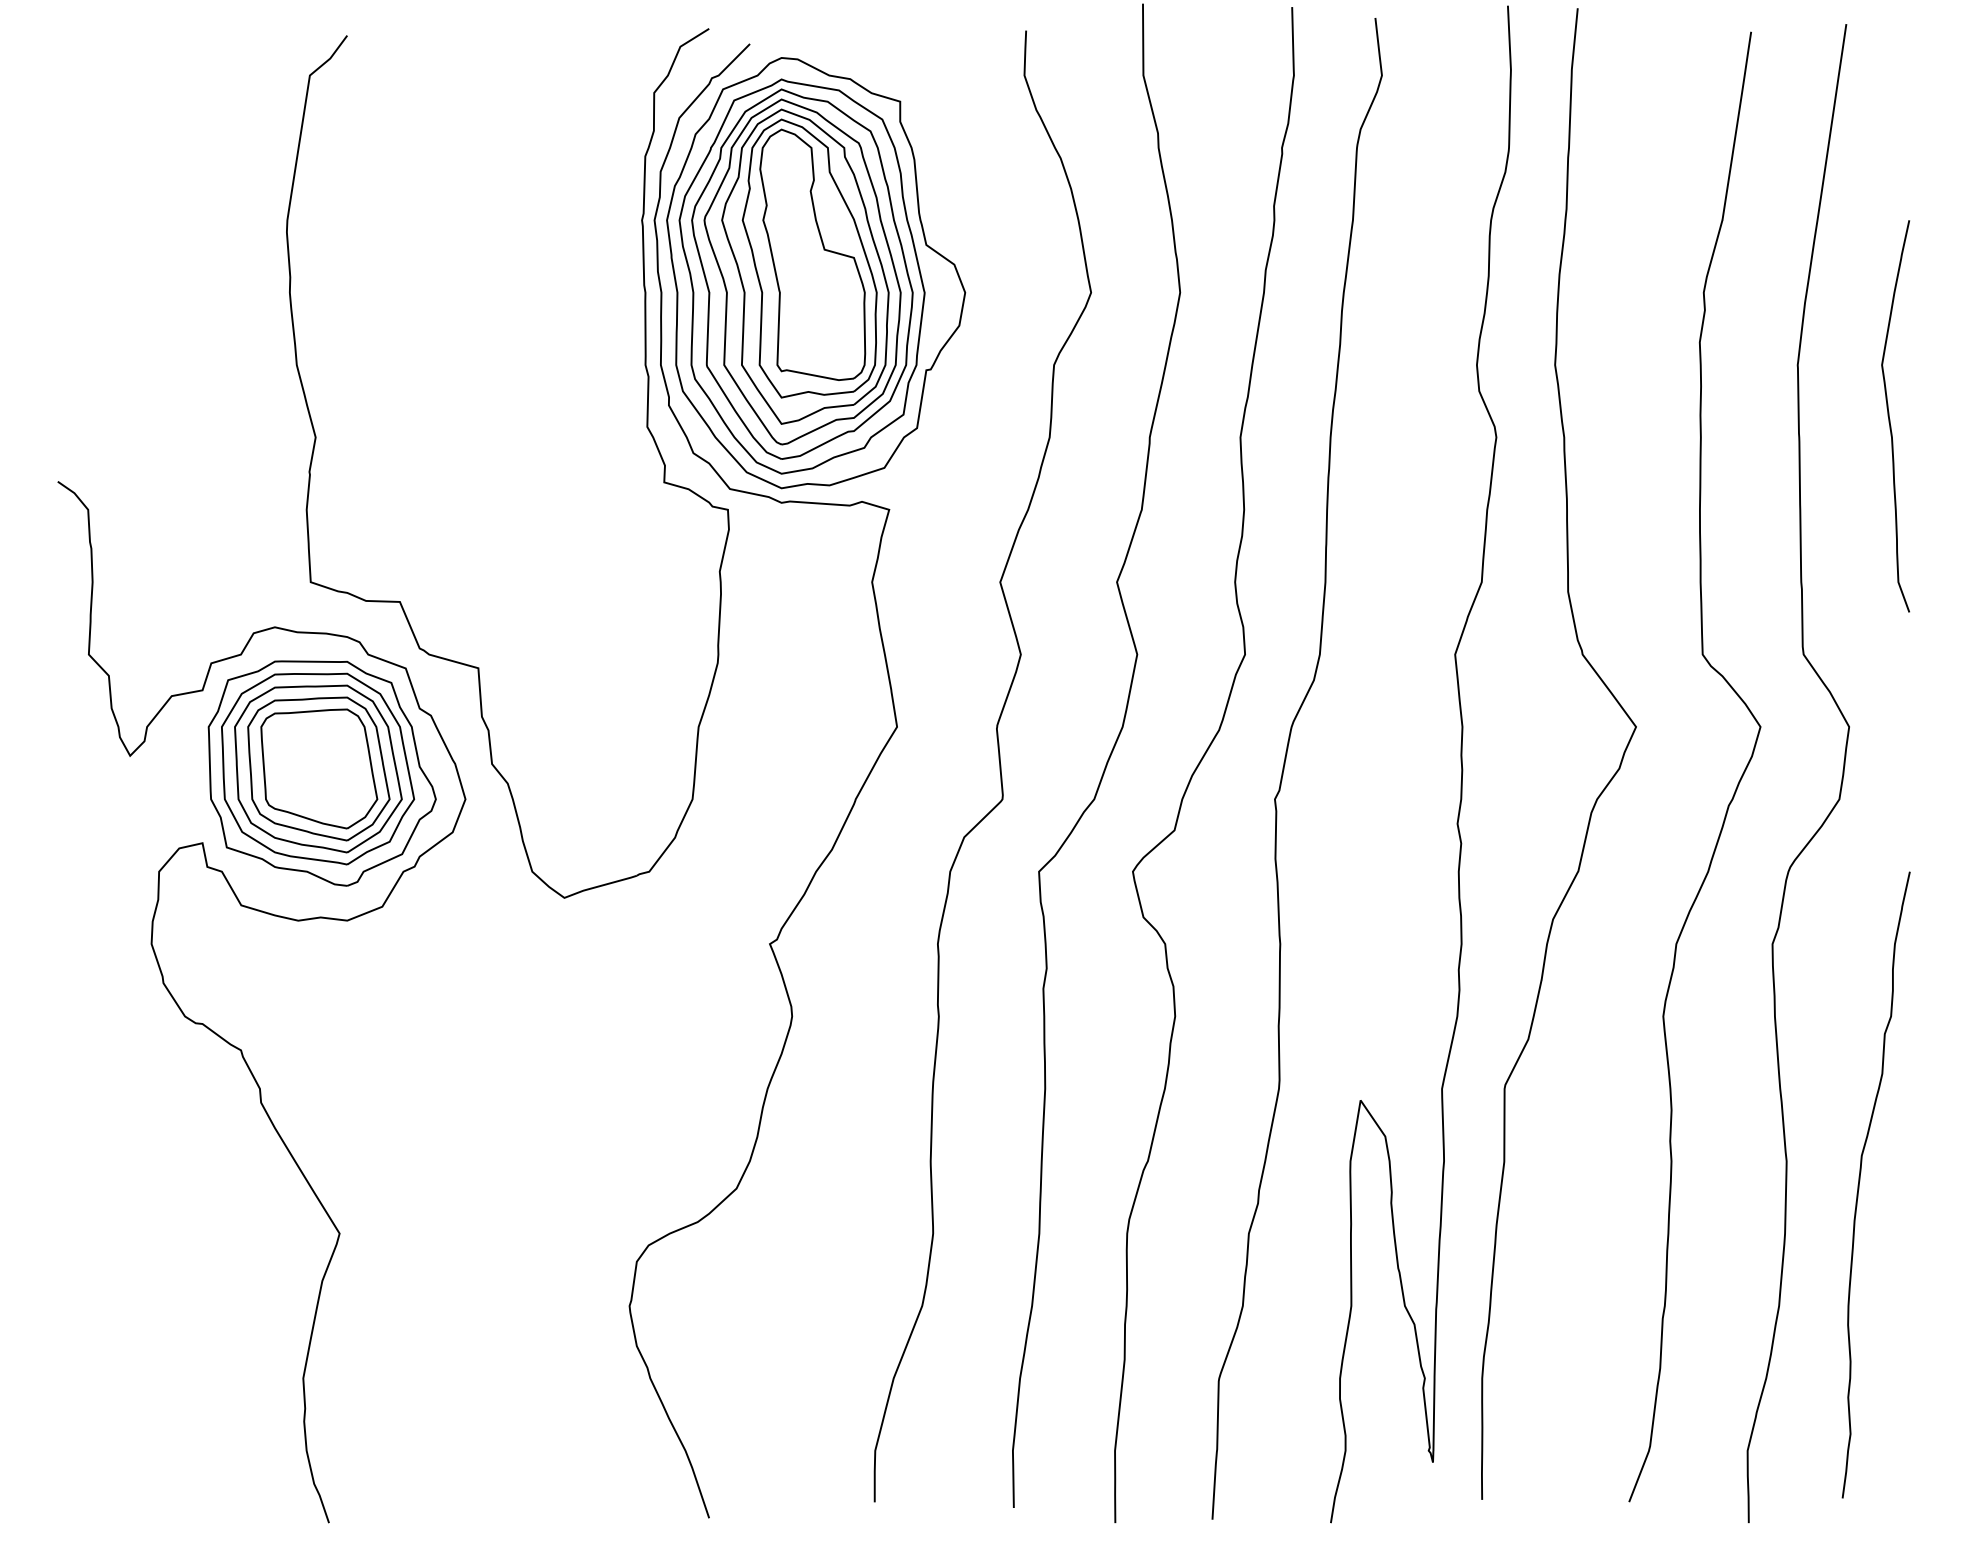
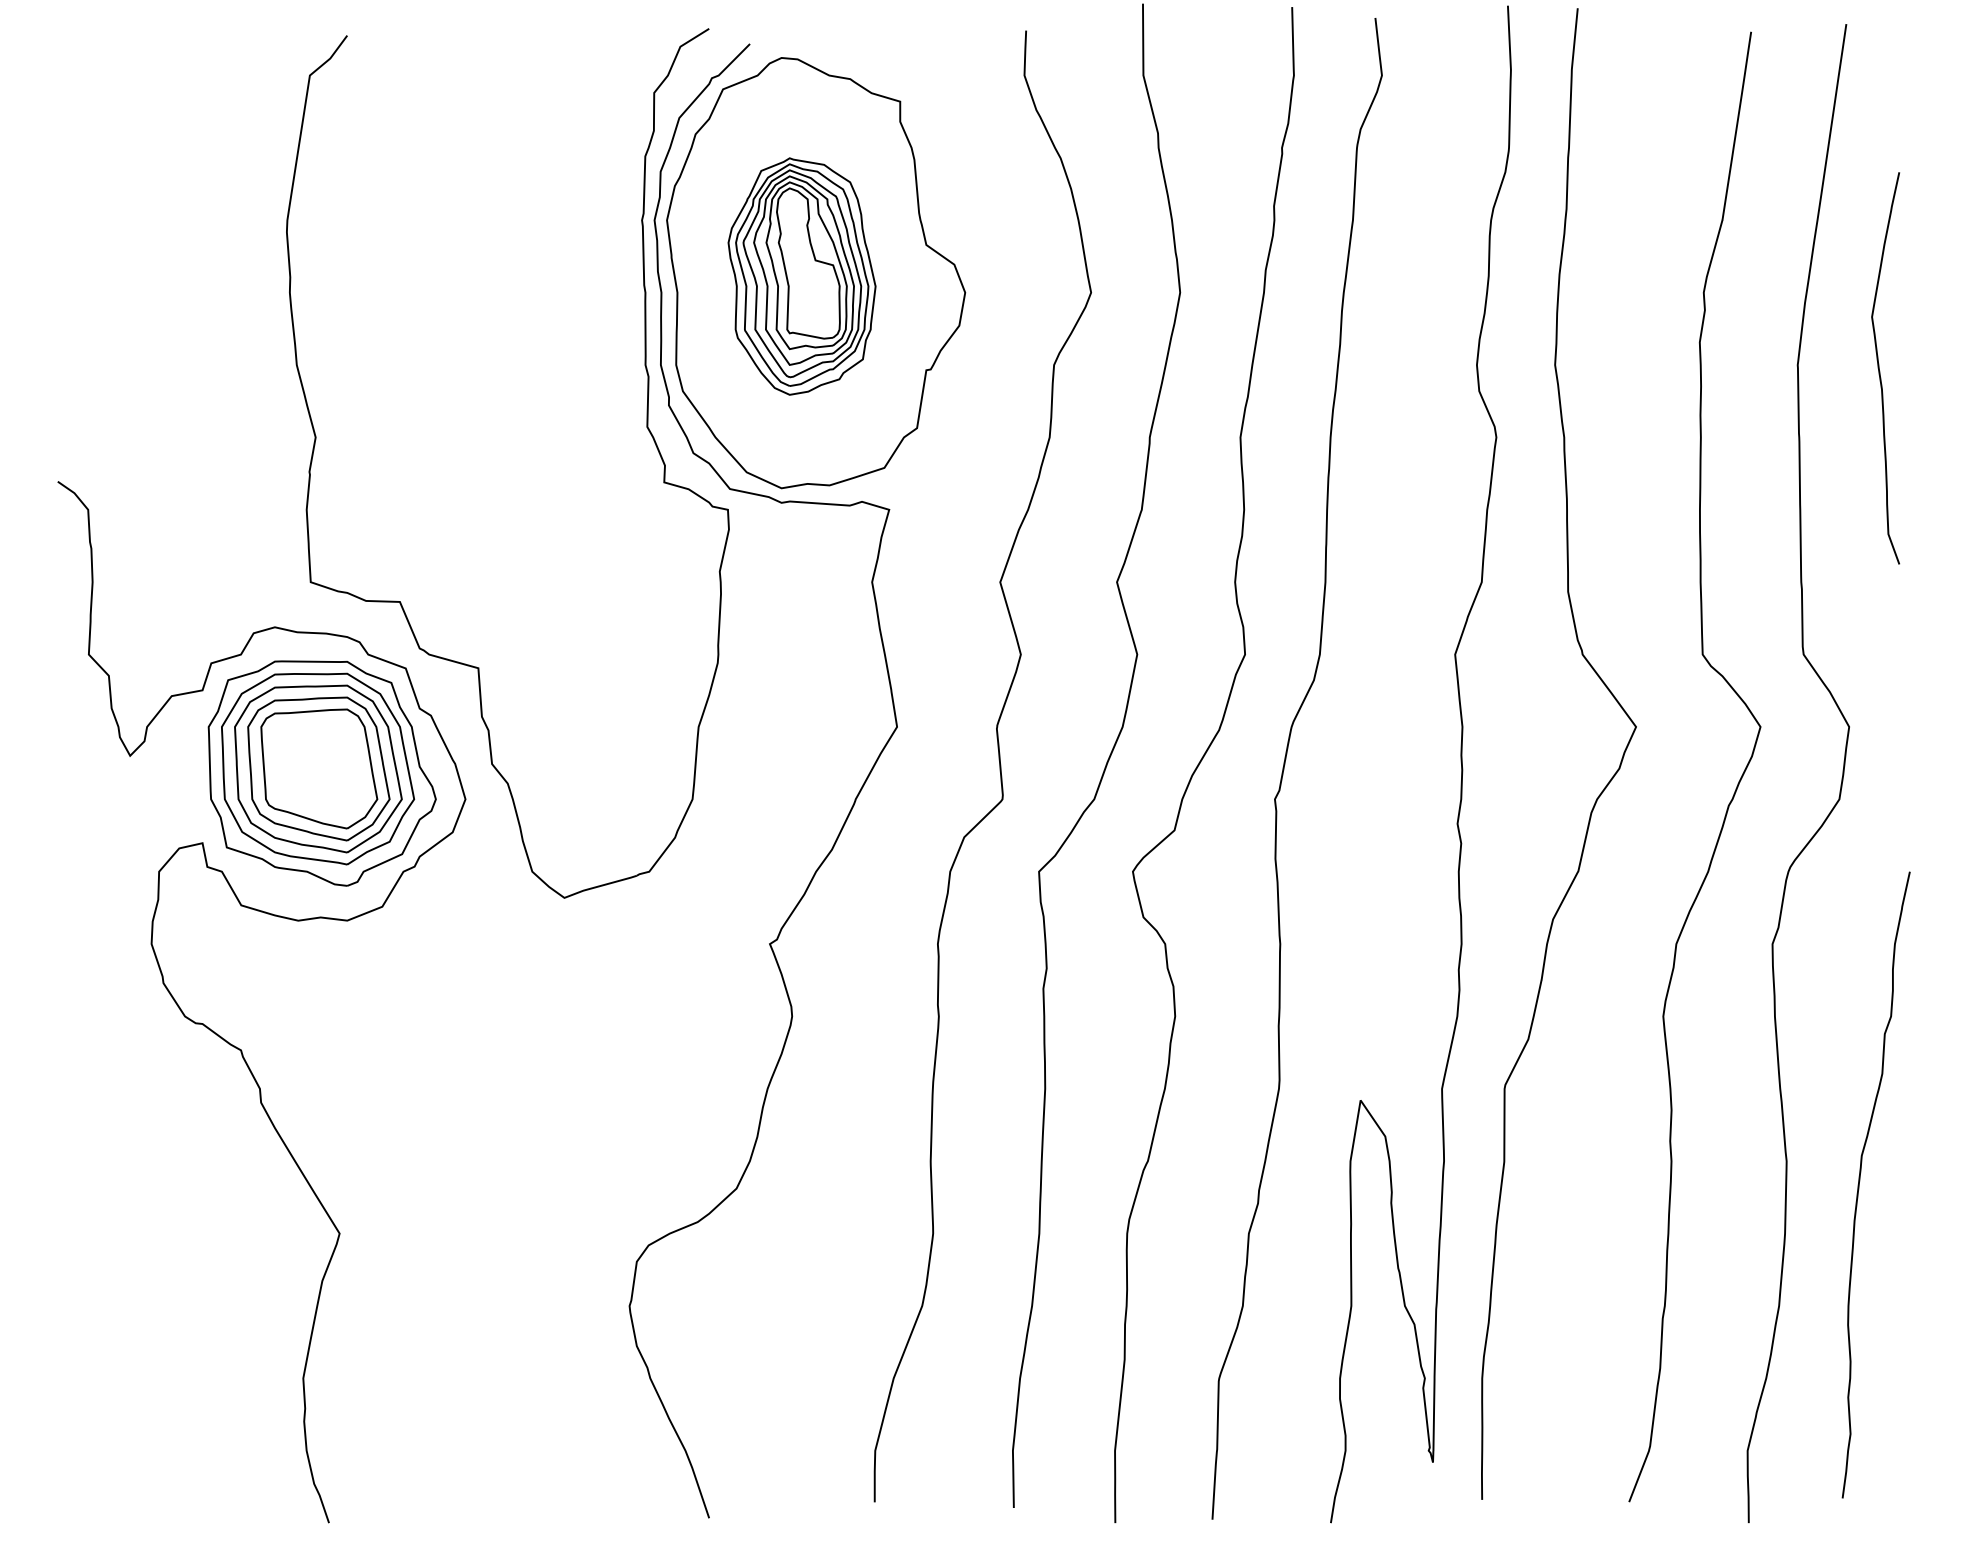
part size: 248x397 px -> 150x239 px (801, 276)
curve position: (1890, 419) -> (1880, 371) (1880, 371)
